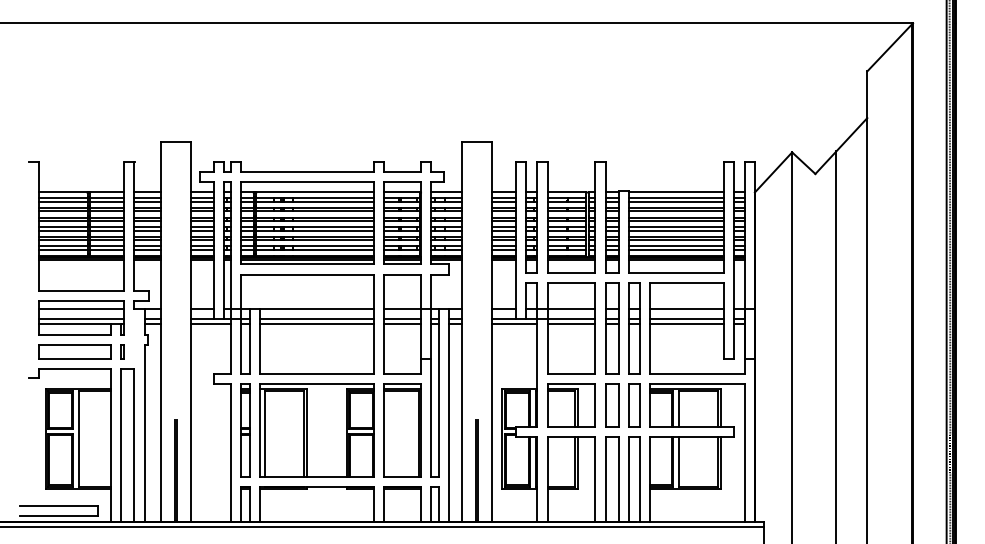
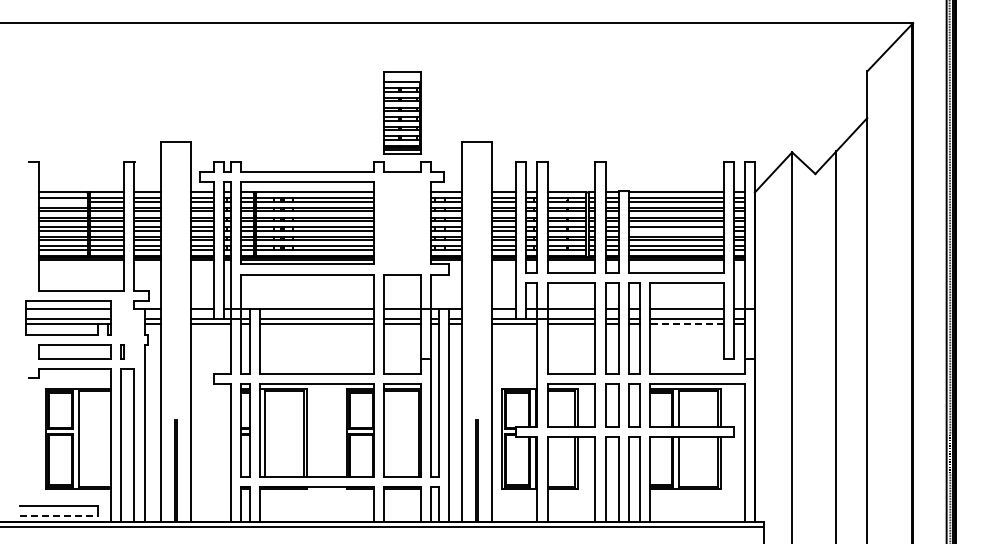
line: present -> none (63, 201)
part position: (402, 222) -> (402, 112) (402, 112)
line: present -> none (676, 230)
part position: (81, 317) -> (68, 317) (68, 317)
line: solid -> dashed (687, 323)
line: solid -> dashed (59, 516)
